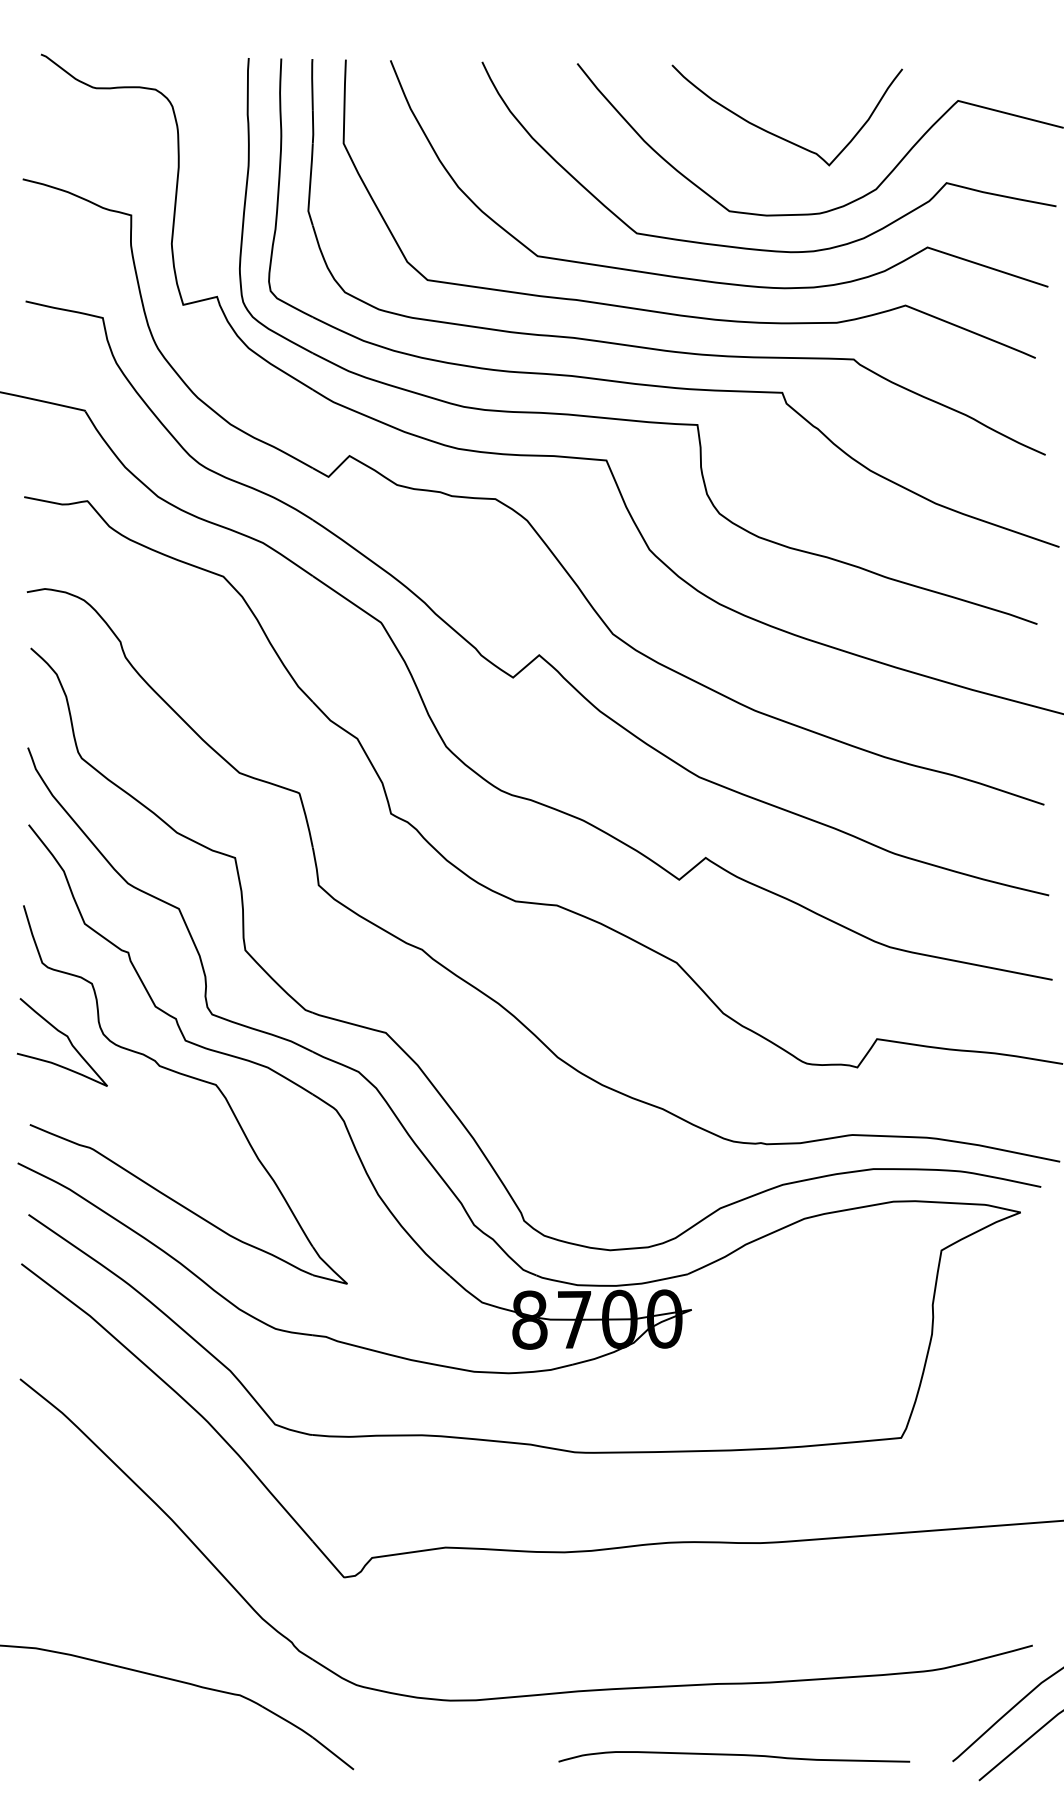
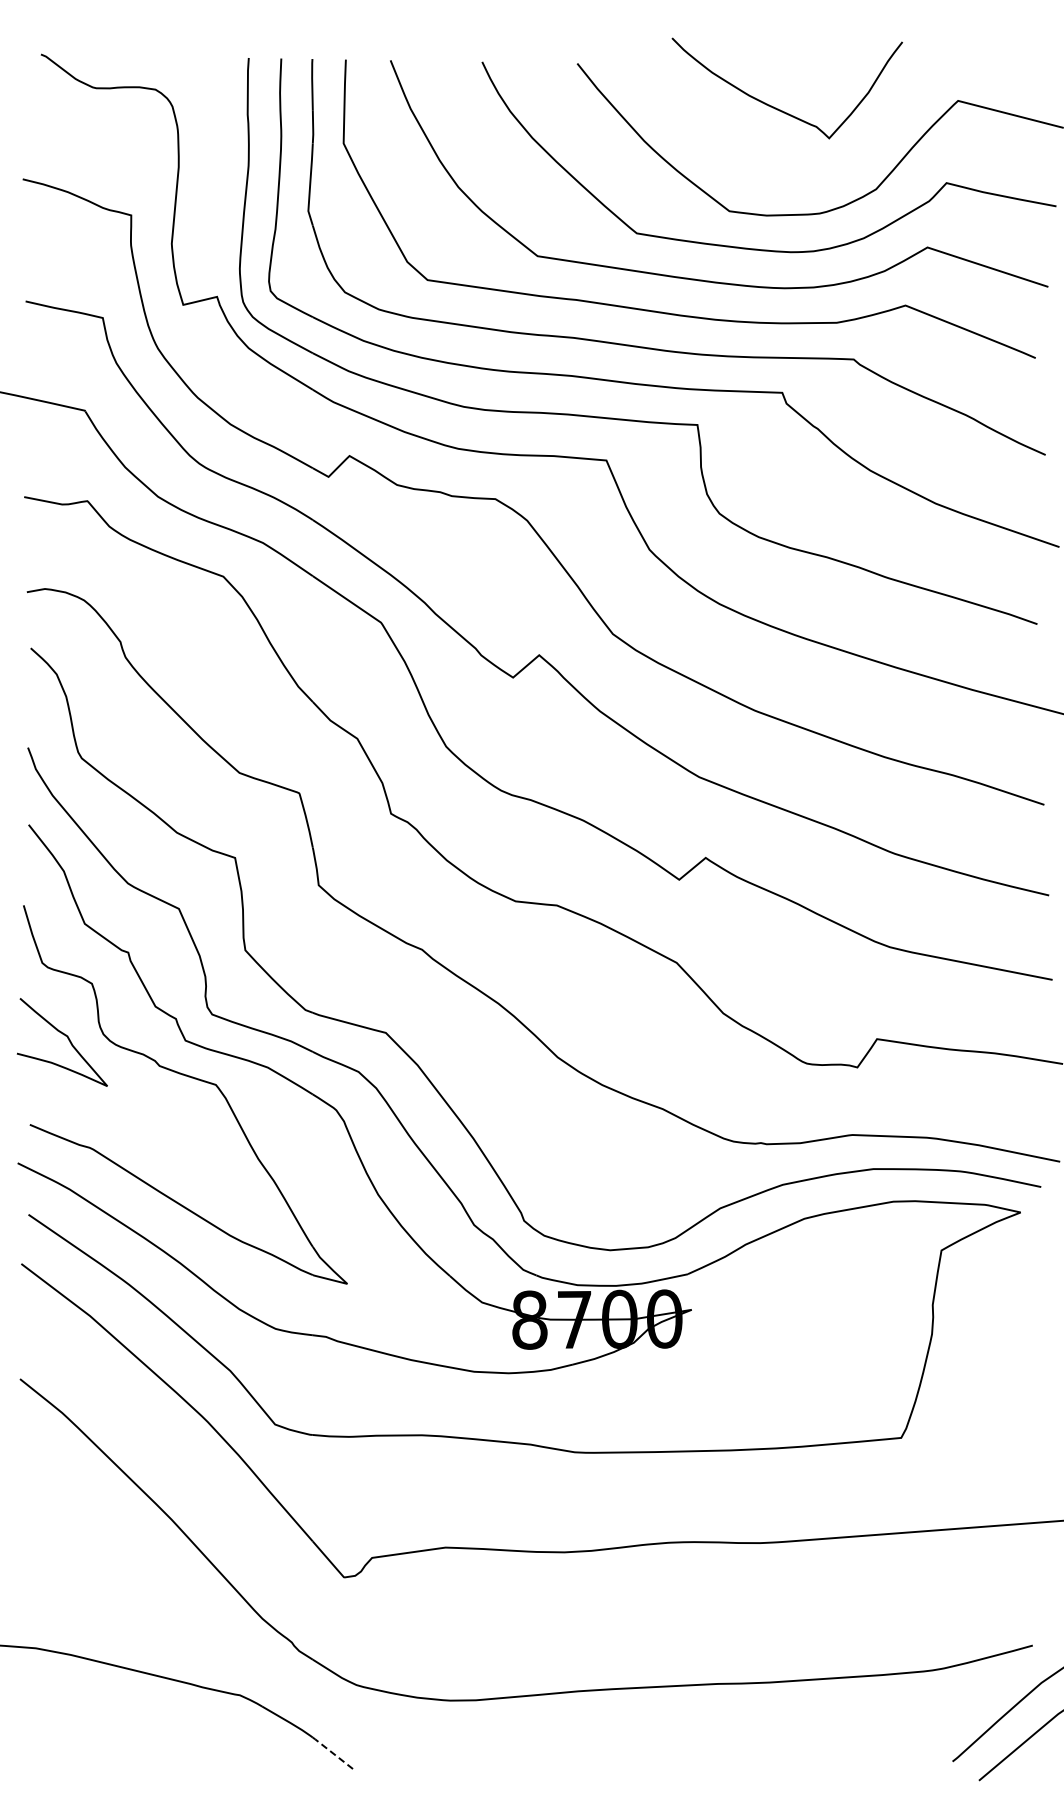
curve position: (776, 134) -> (776, 107) (776, 107)
line: solid -> dashed (332, 1753)
curve: present -> none (734, 1755)
